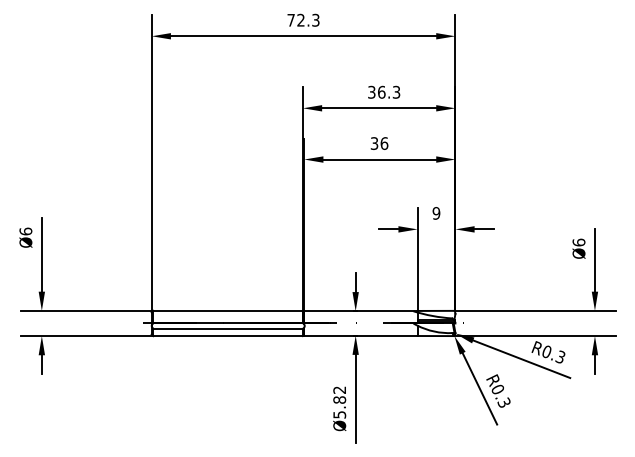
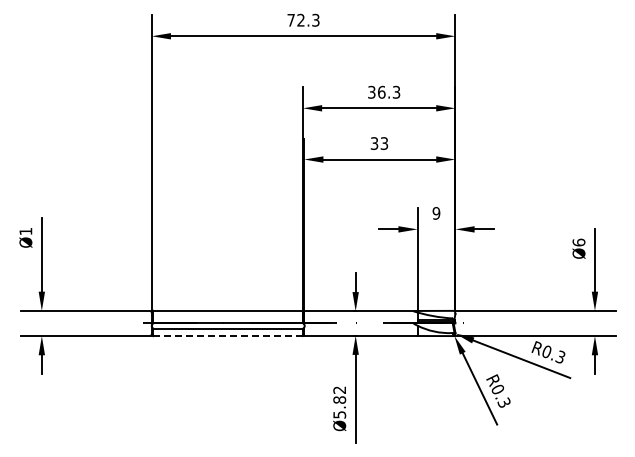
text: 36 -> 33 (384, 143)
text: Ø6 -> Ø1 (25, 231)
line: solid -> dashed (228, 336)
